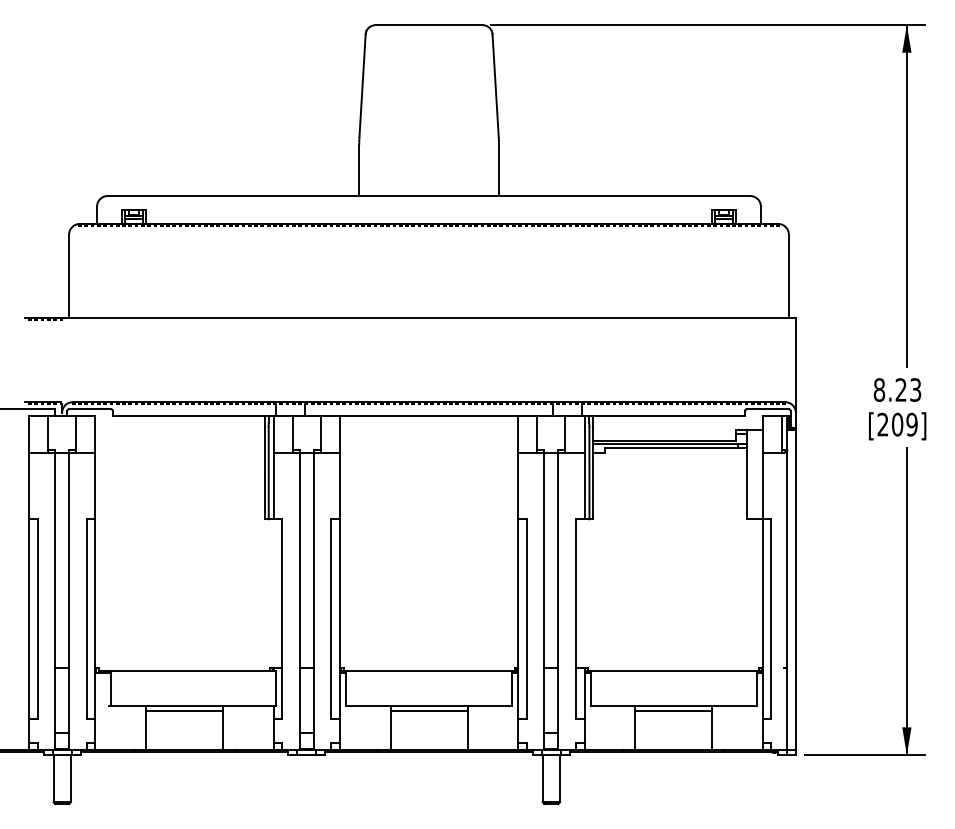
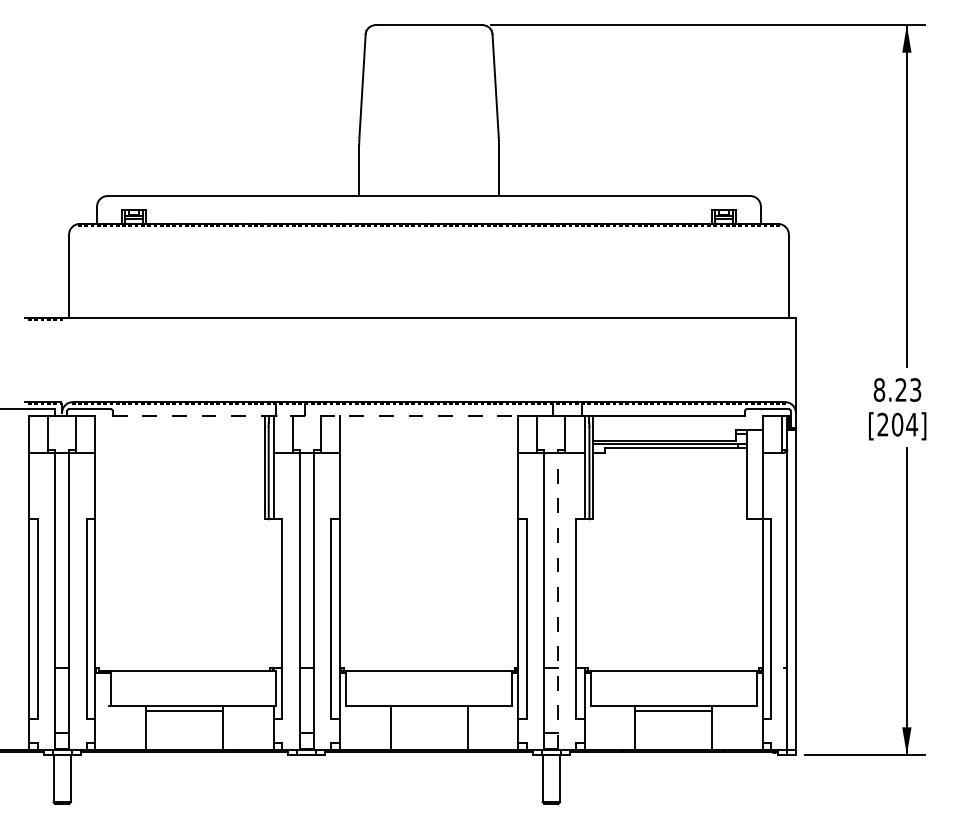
line: solid -> dashed (315, 416)
text: [209] -> [204] (912, 424)
line: solid -> dashed (558, 600)
line: present -> none (428, 711)
